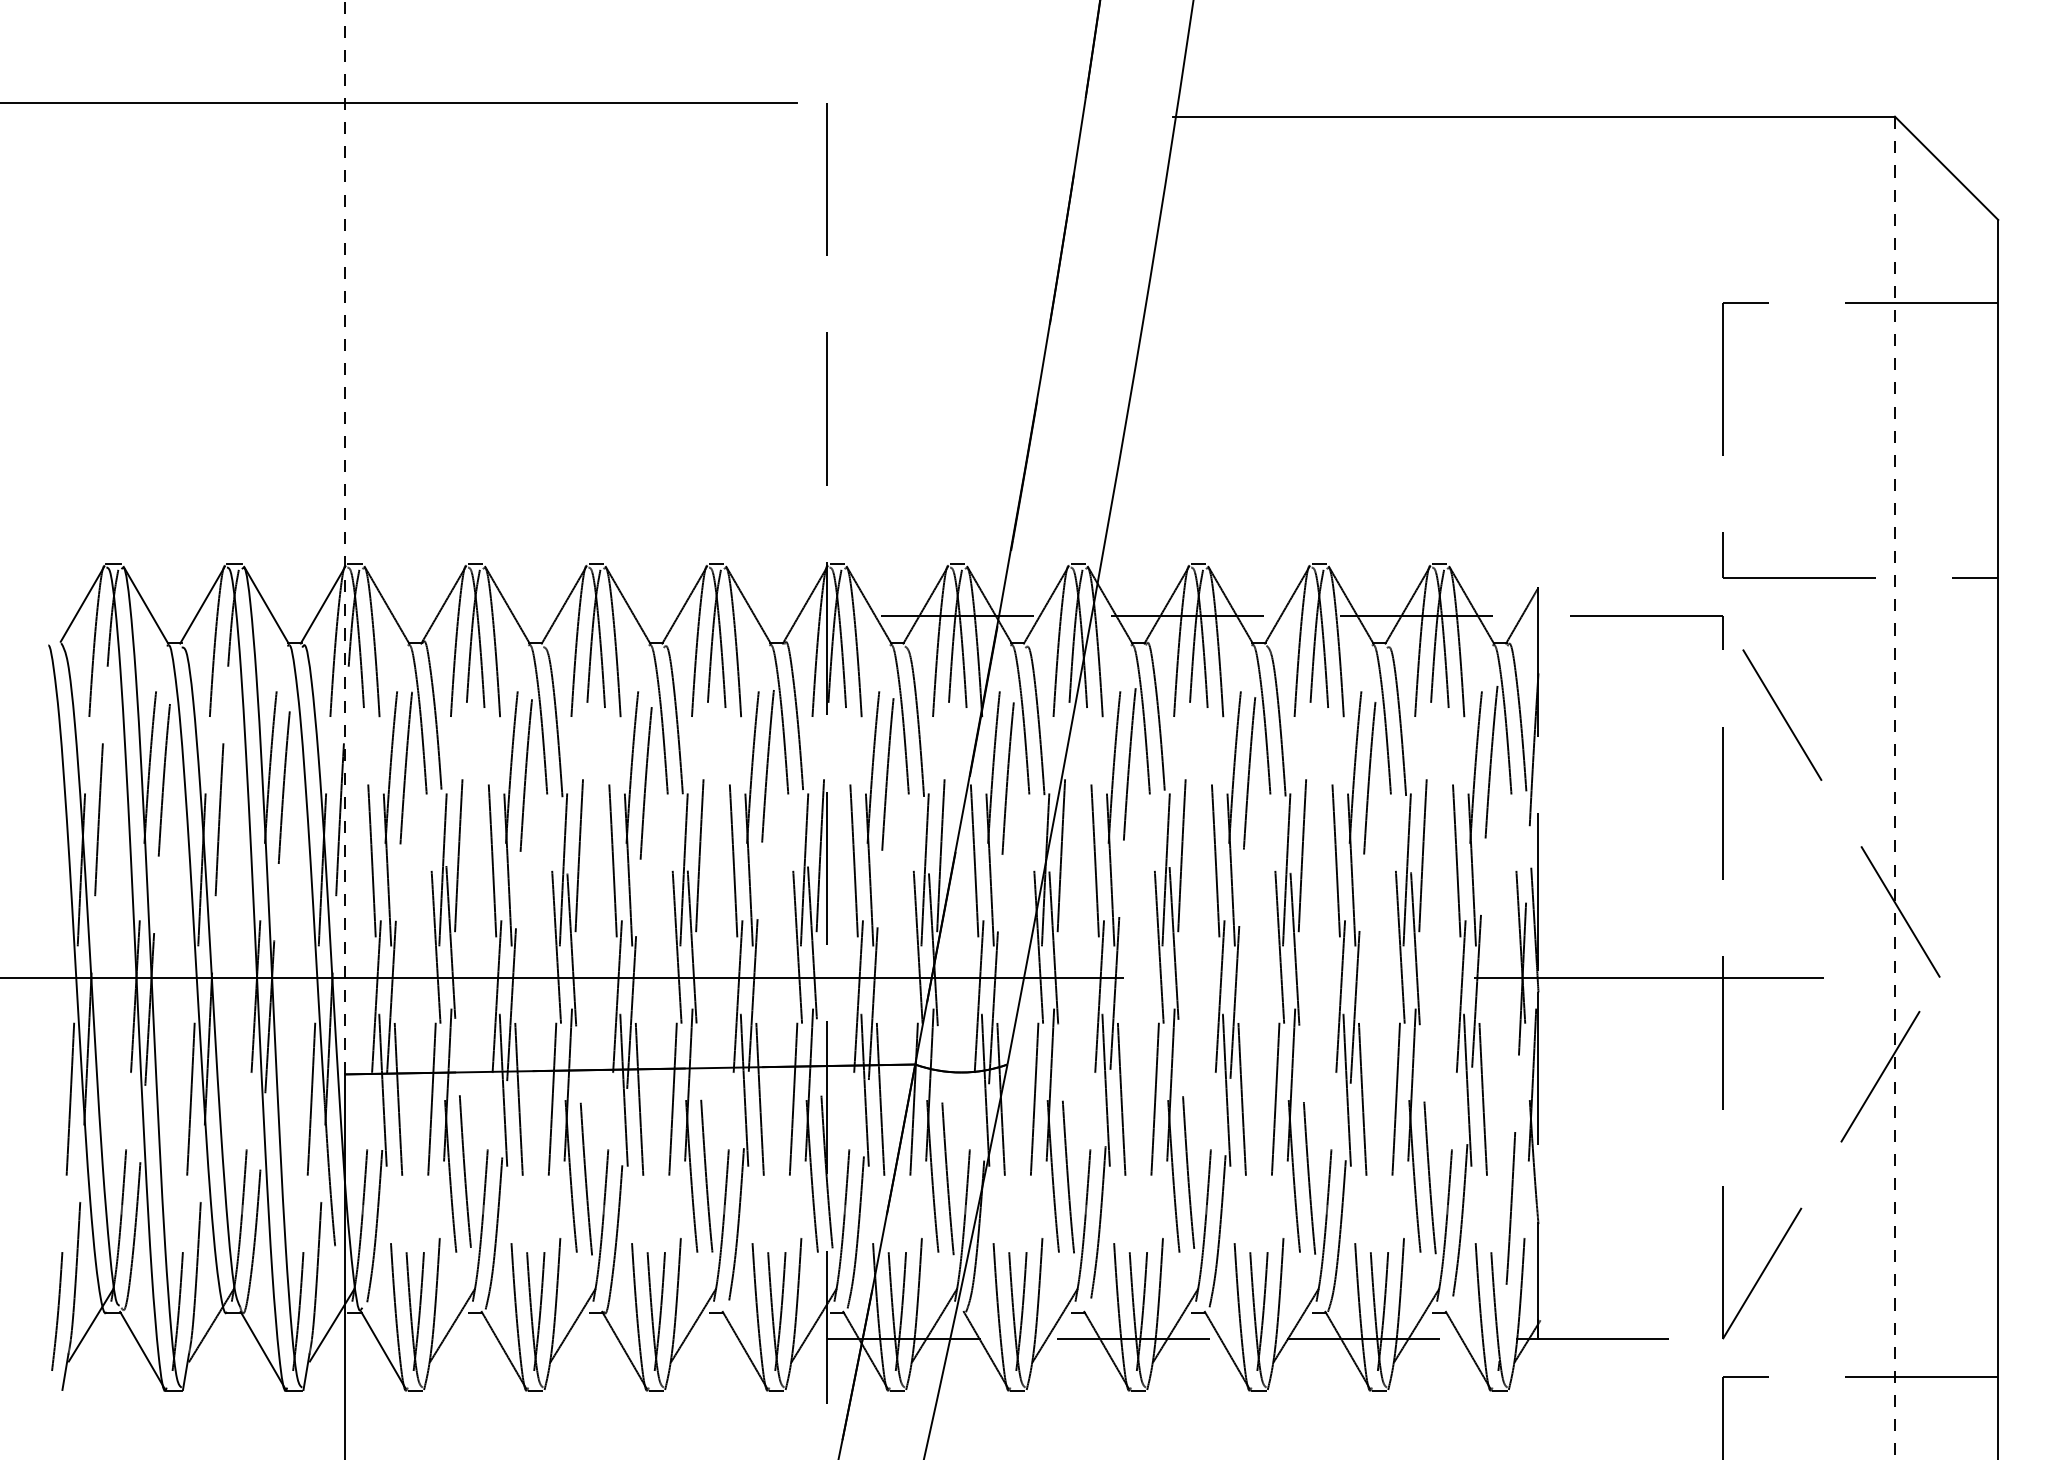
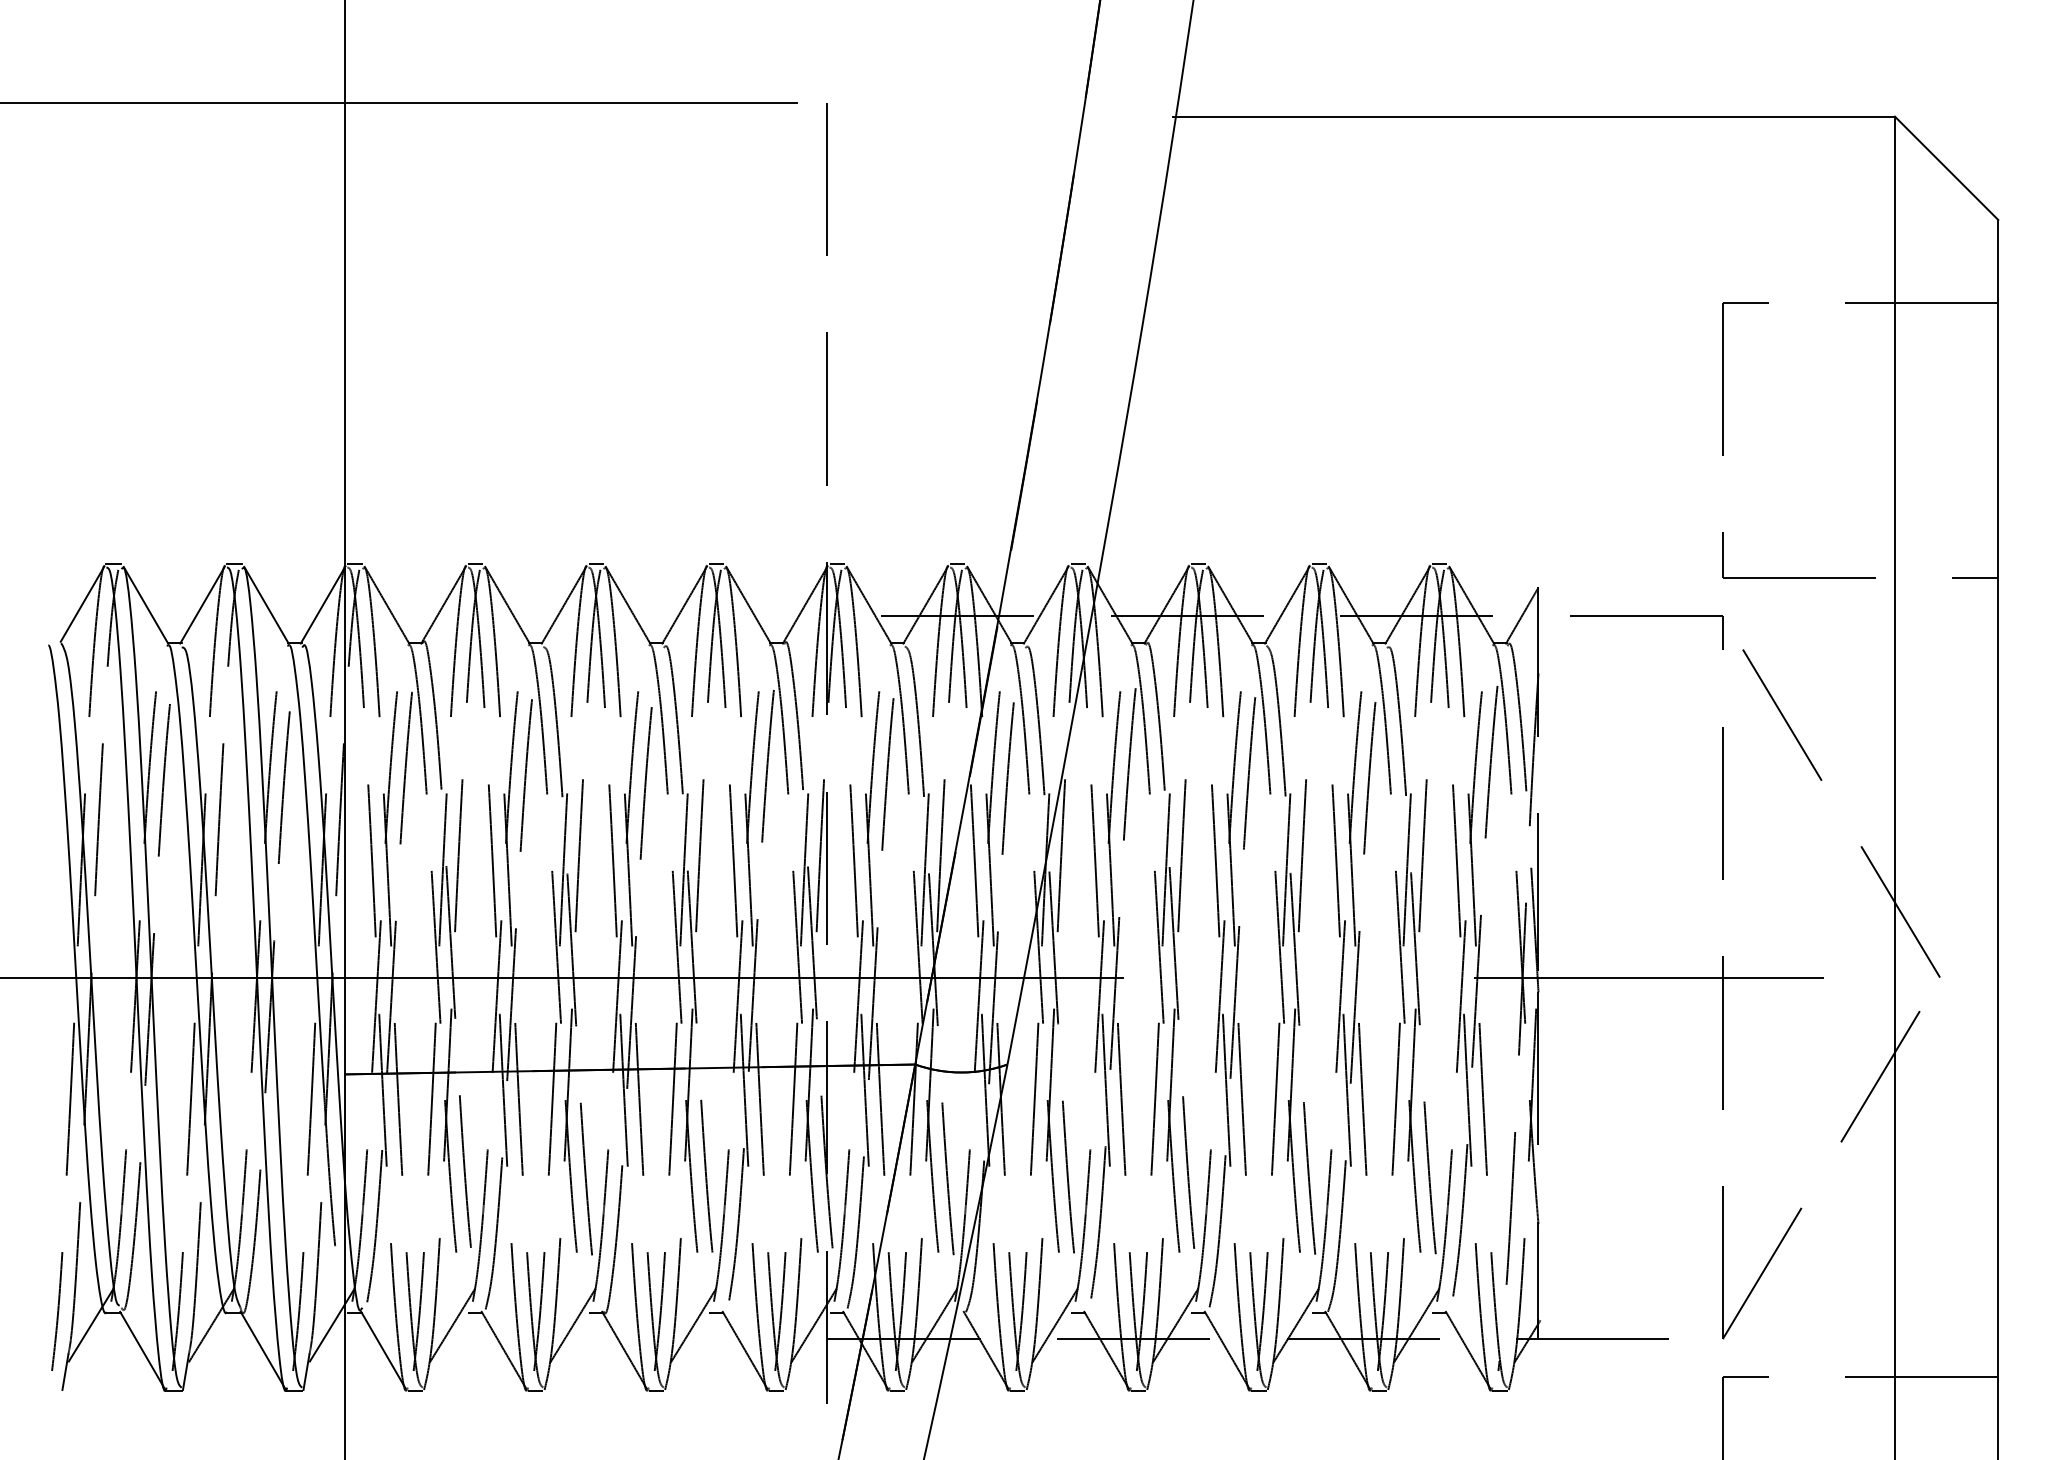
line: dashed -> solid (345, 536)
line: dashed -> solid (1894, 788)
